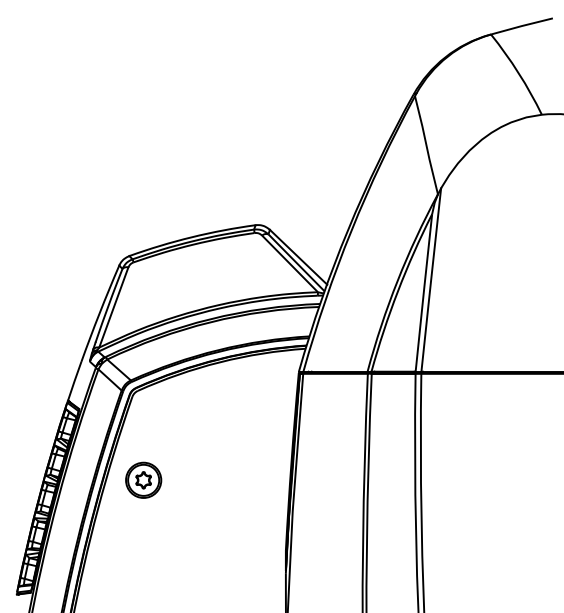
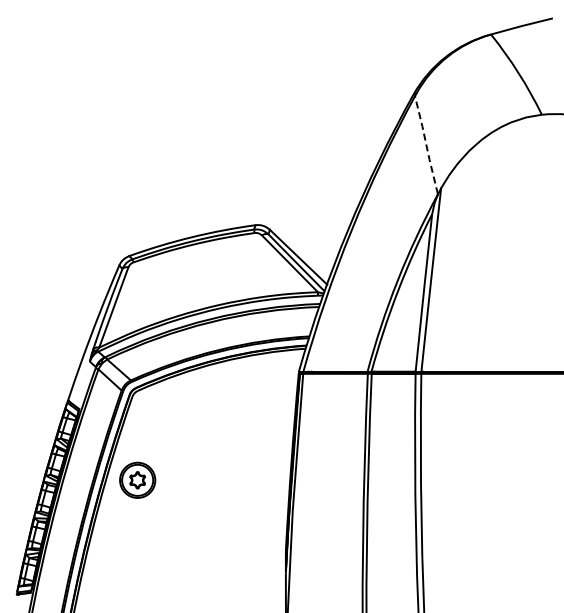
line: solid -> dashed (426, 145)
part position: (143, 479) -> (137, 479) (137, 479)
